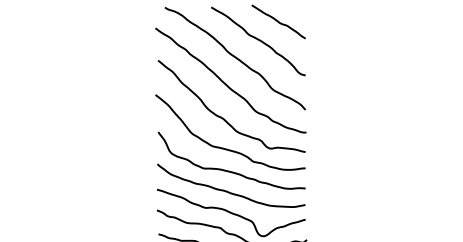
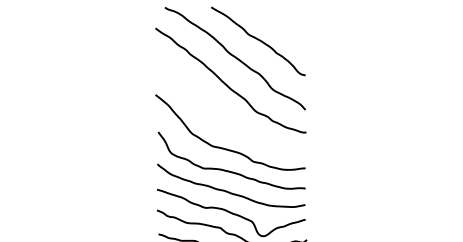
curve: present -> none (278, 21)
curve: present -> none (223, 117)
